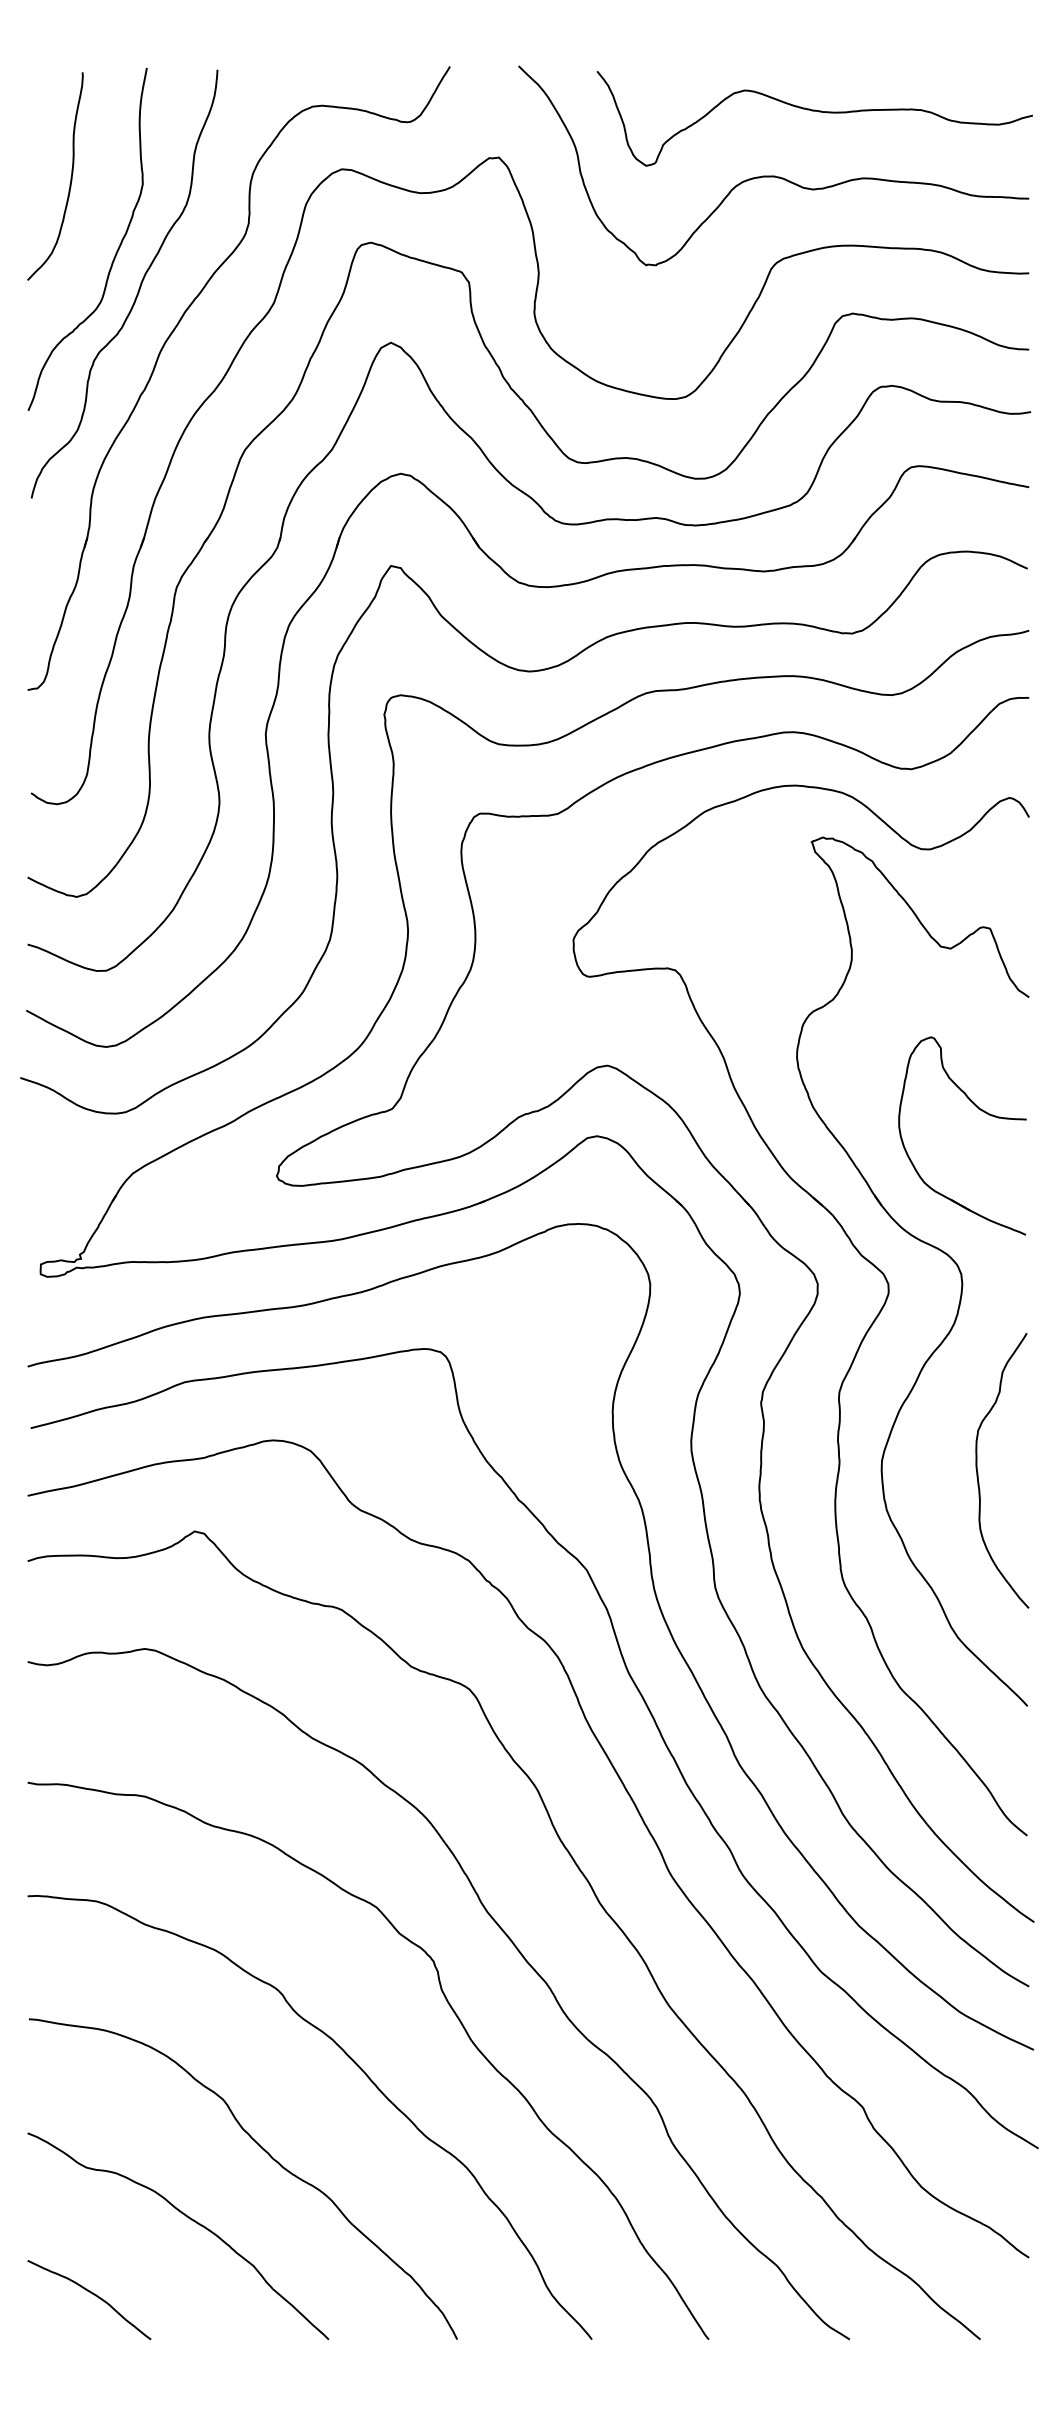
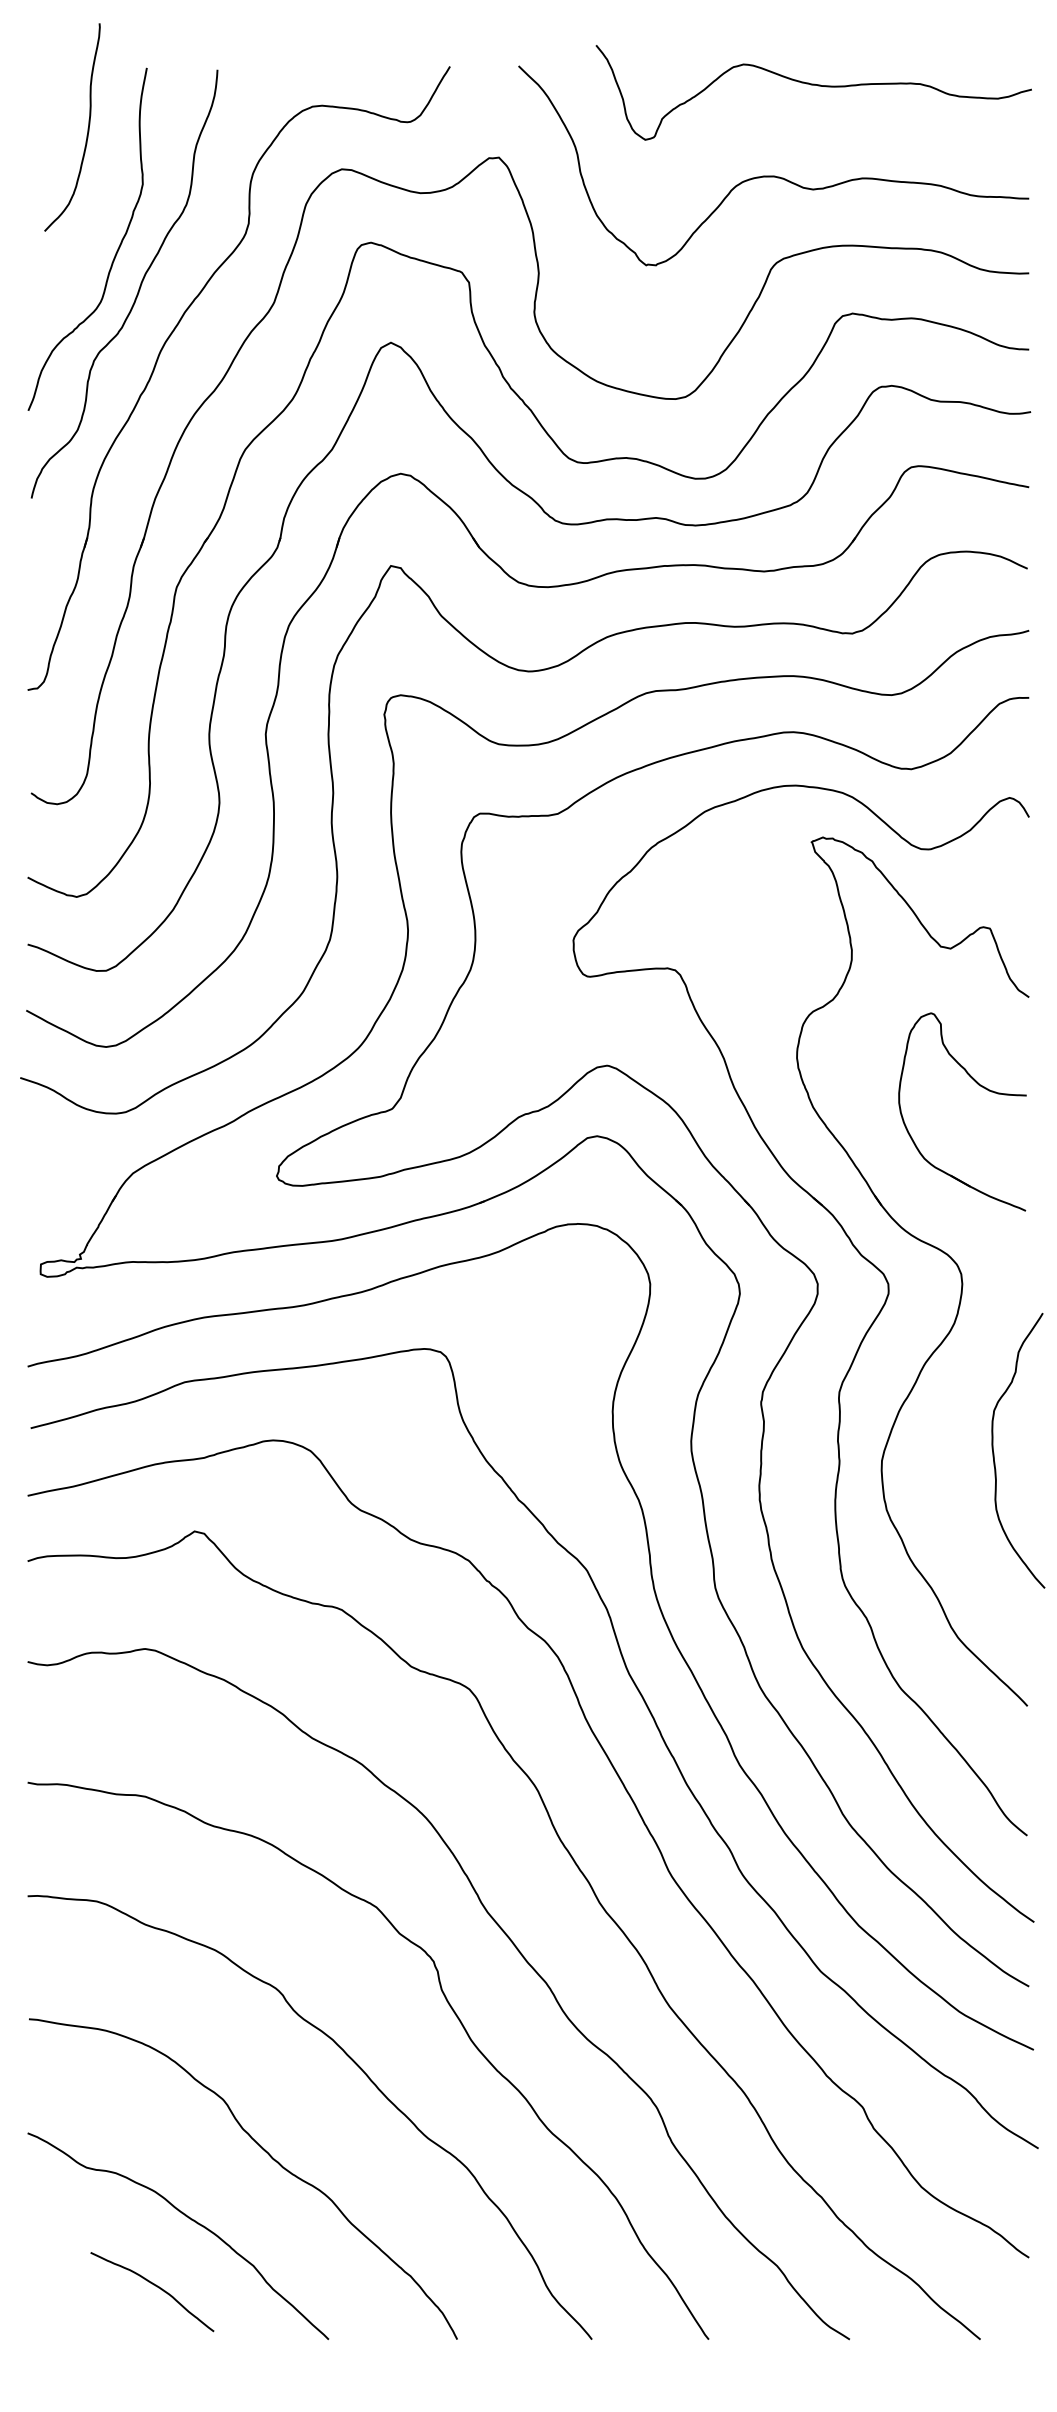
curve position: (814, 111) -> (813, 85) (813, 85)
curve position: (70, 177) -> (87, 128) (87, 128)
part position: (978, 1109) -> (978, 1085) (978, 1085)
curve position: (978, 1472) -> (994, 1452) (994, 1452)
curve position: (92, 2294) -> (155, 2286) (155, 2286)
